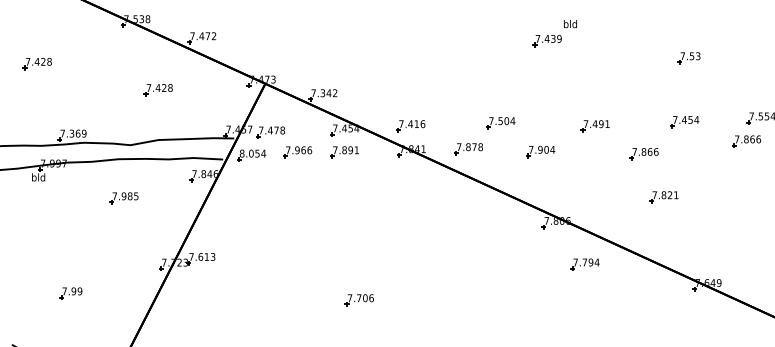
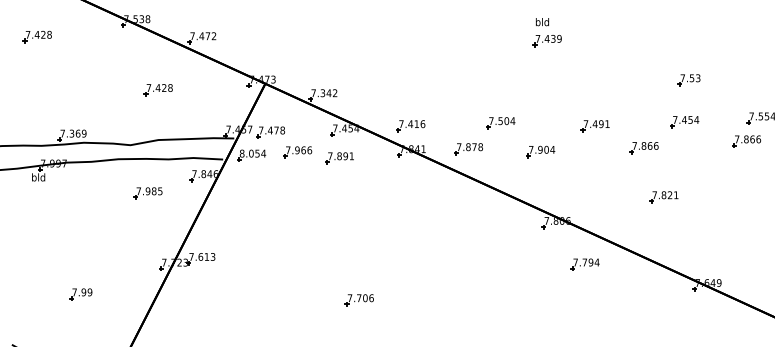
text position: (570, 24) -> (542, 22) (542, 22)
part position: (688, 58) -> (688, 80) (688, 80)
part position: (36, 63) -> (36, 36) (36, 36)
part position: (344, 152) -> (339, 158) (339, 158)
part position: (643, 154) -> (643, 148) (643, 148)
part position: (123, 198) -> (147, 193) (147, 193)
part position: (70, 293) -> (80, 294) (80, 294)
